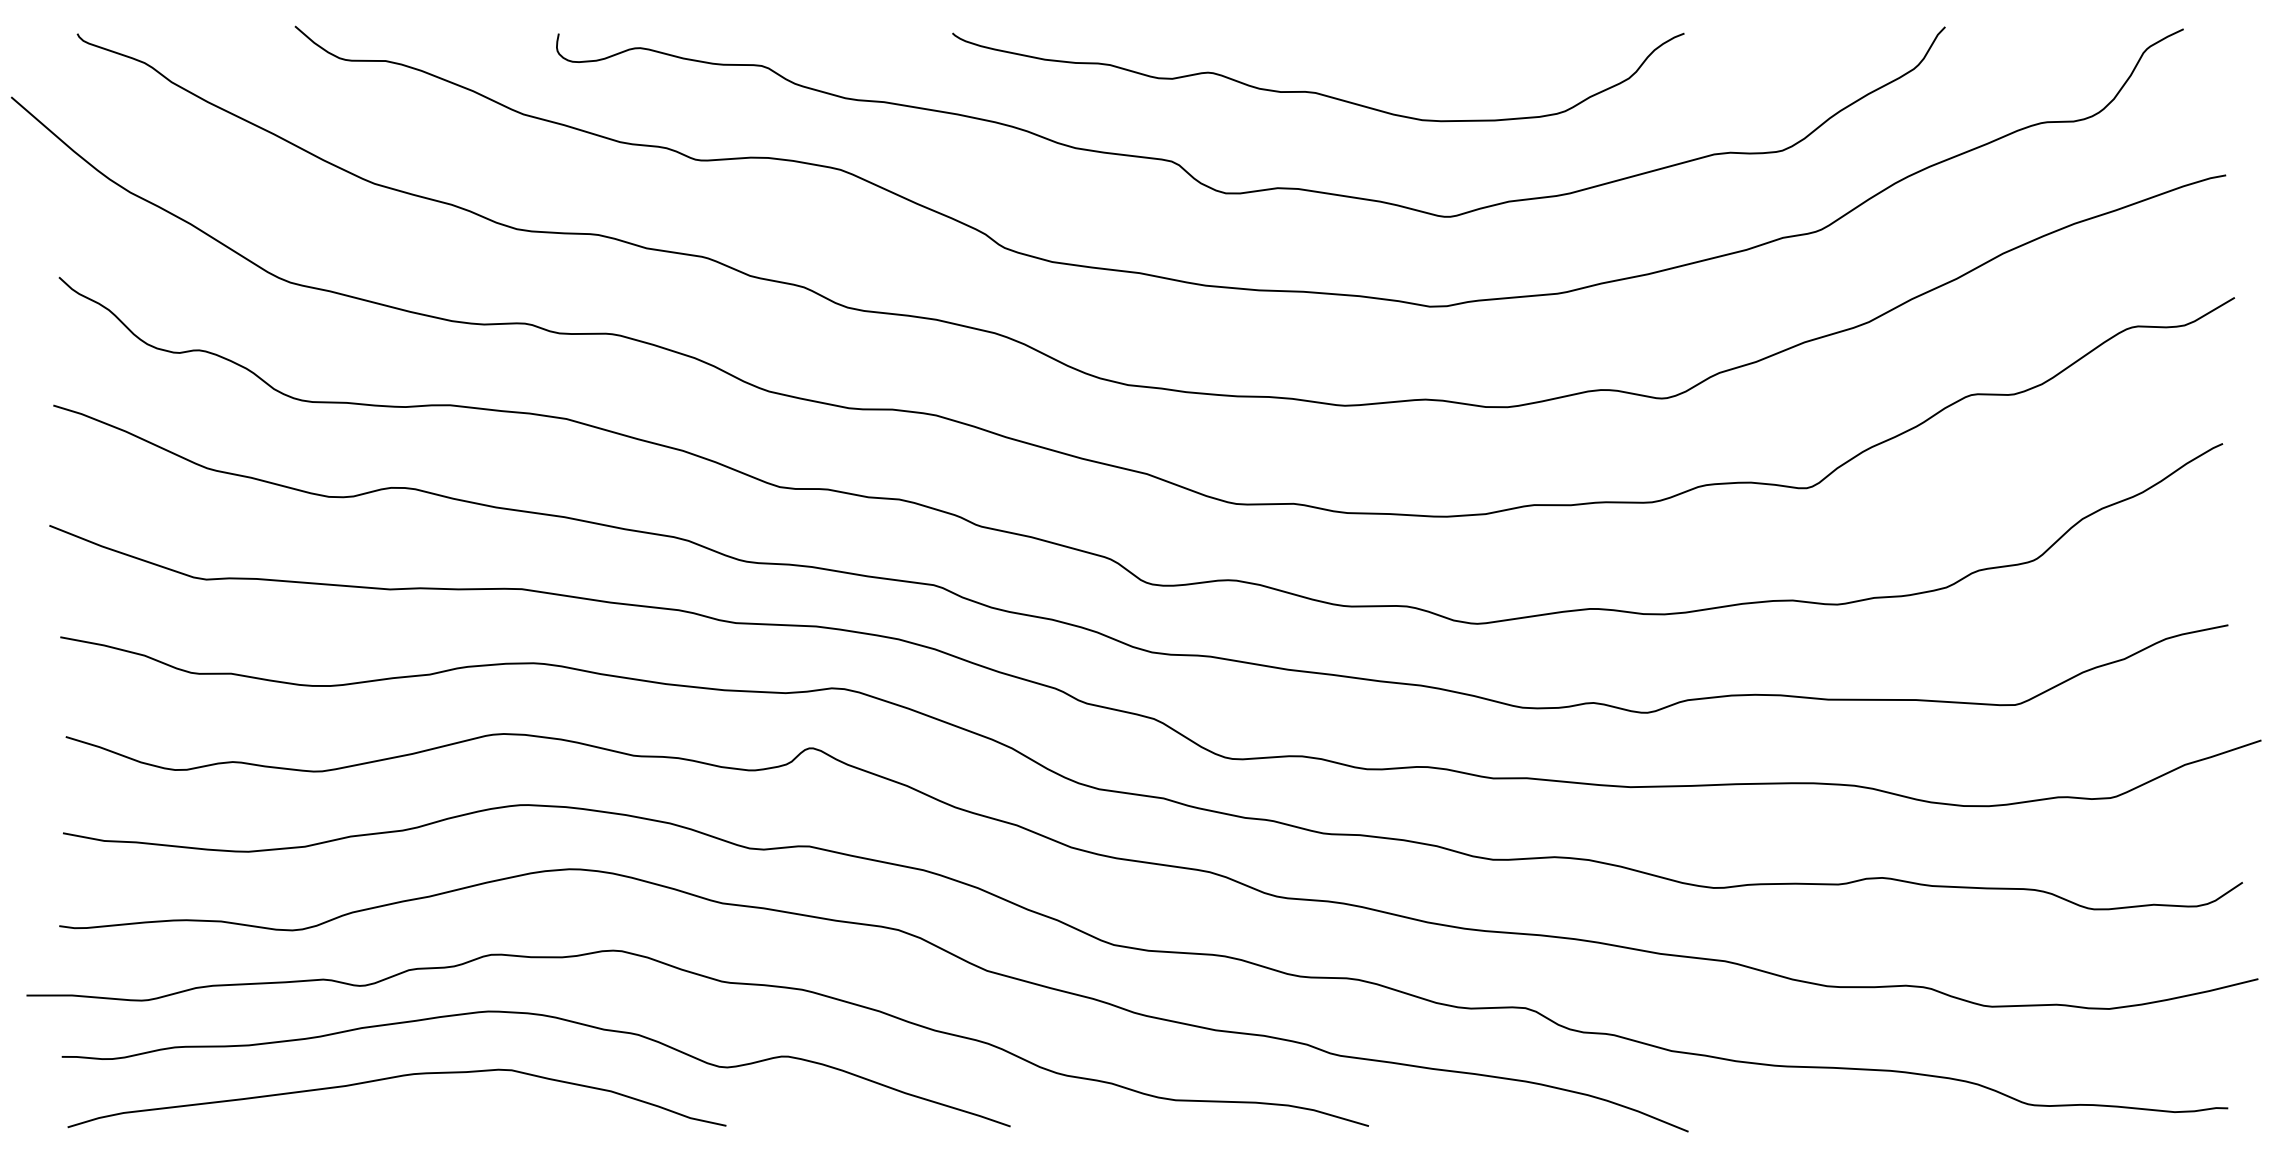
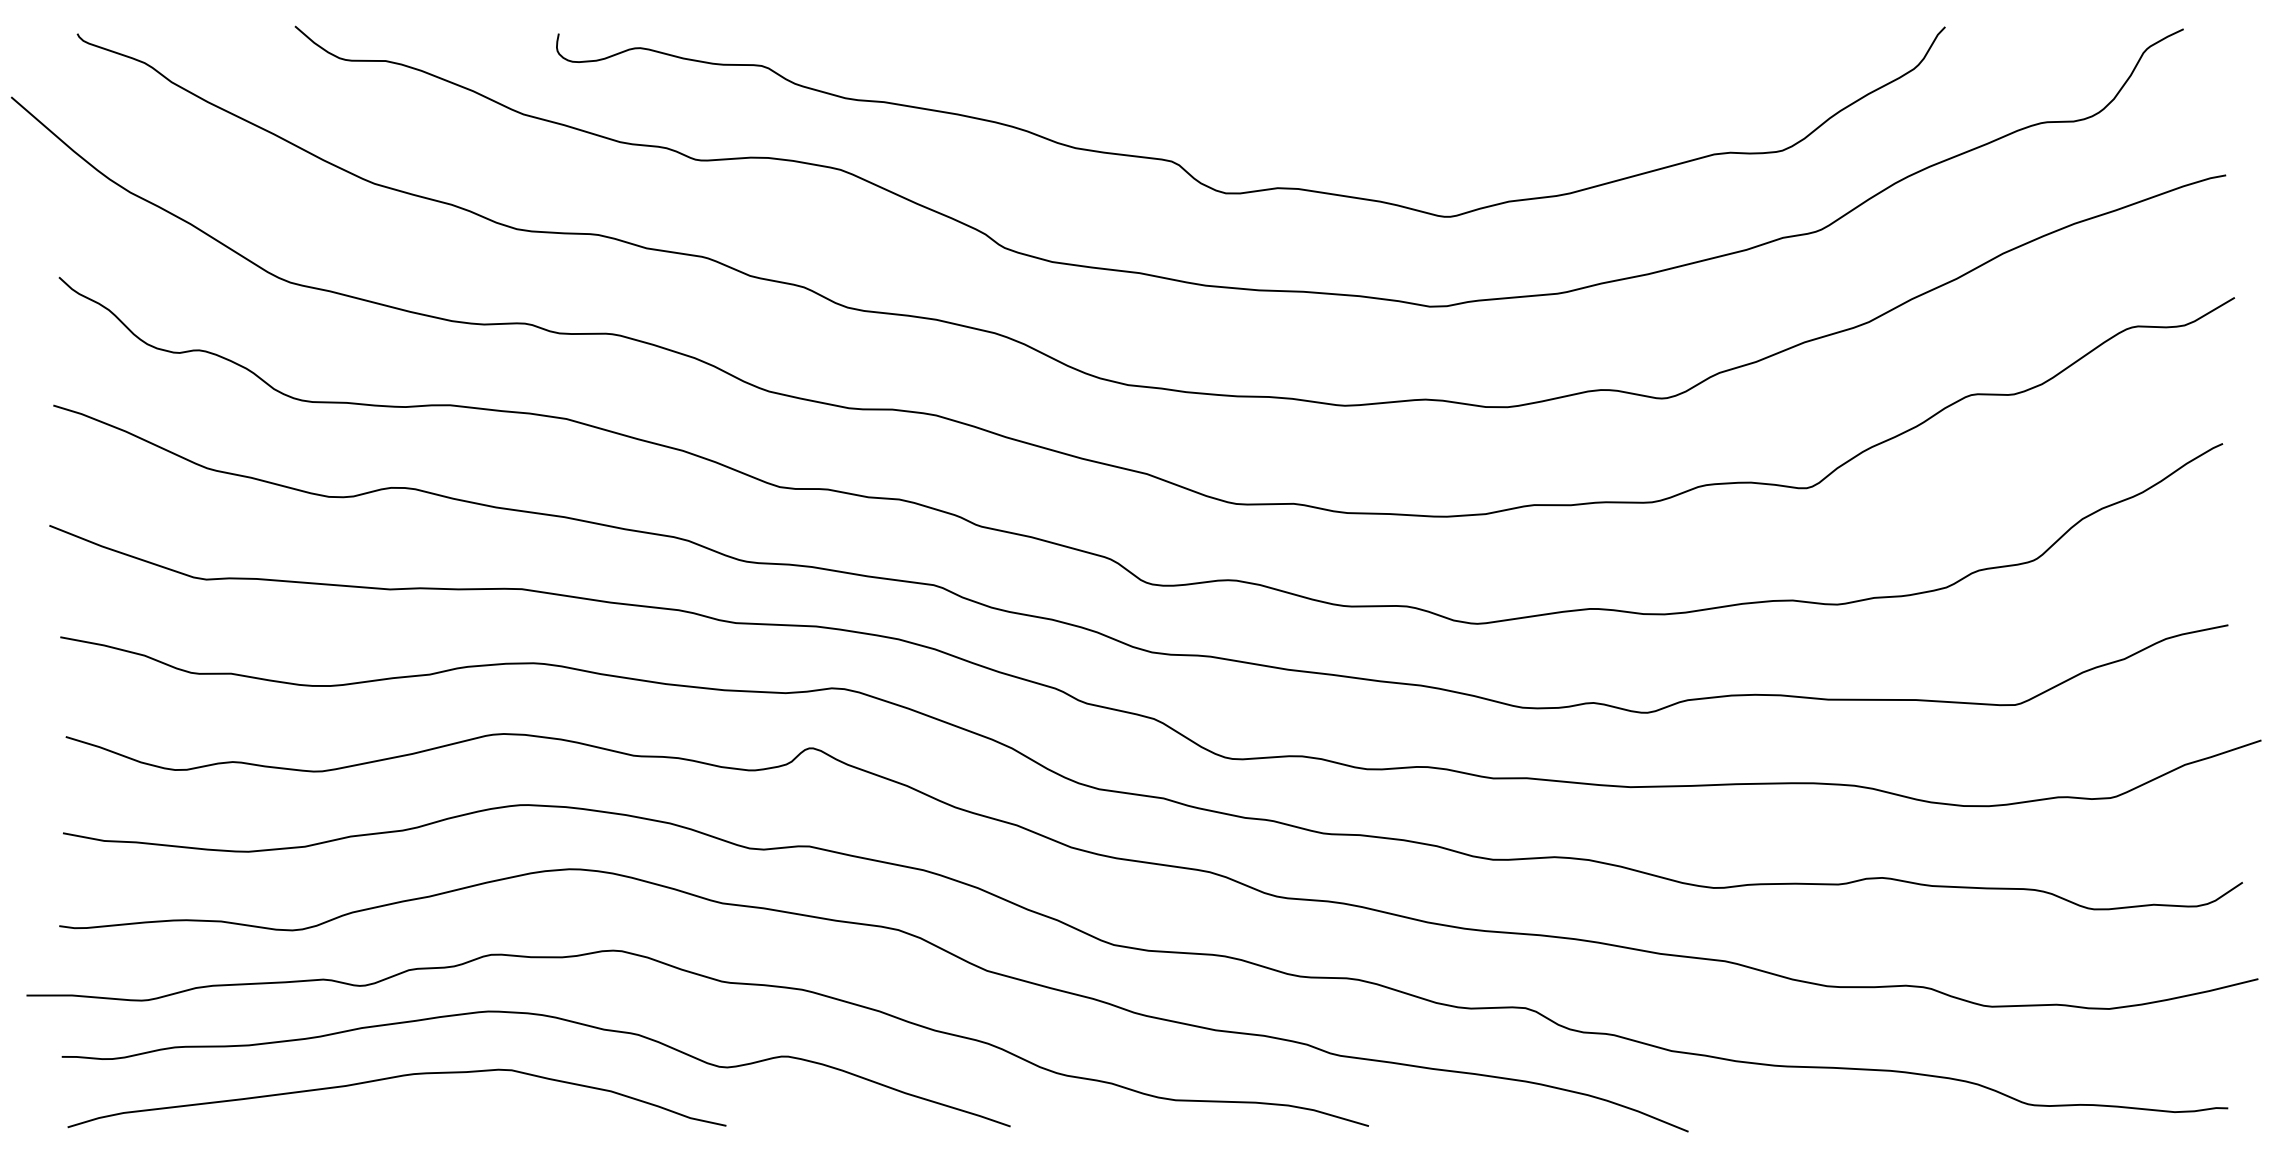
curve: present -> none (1313, 91)
